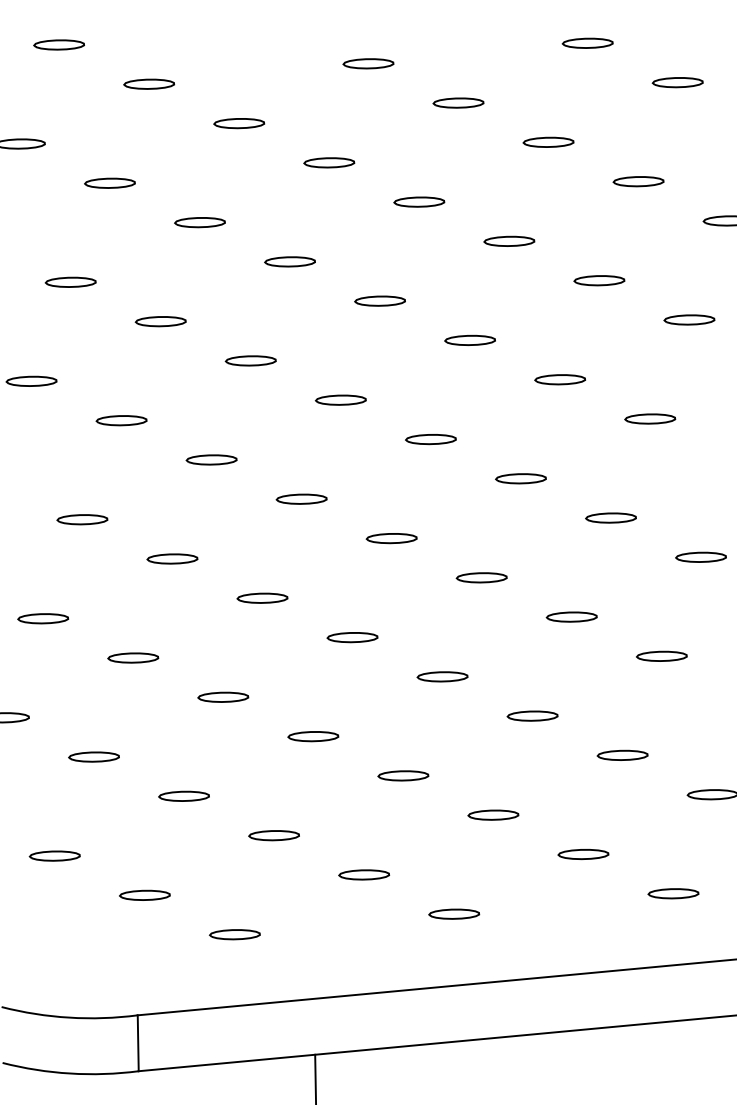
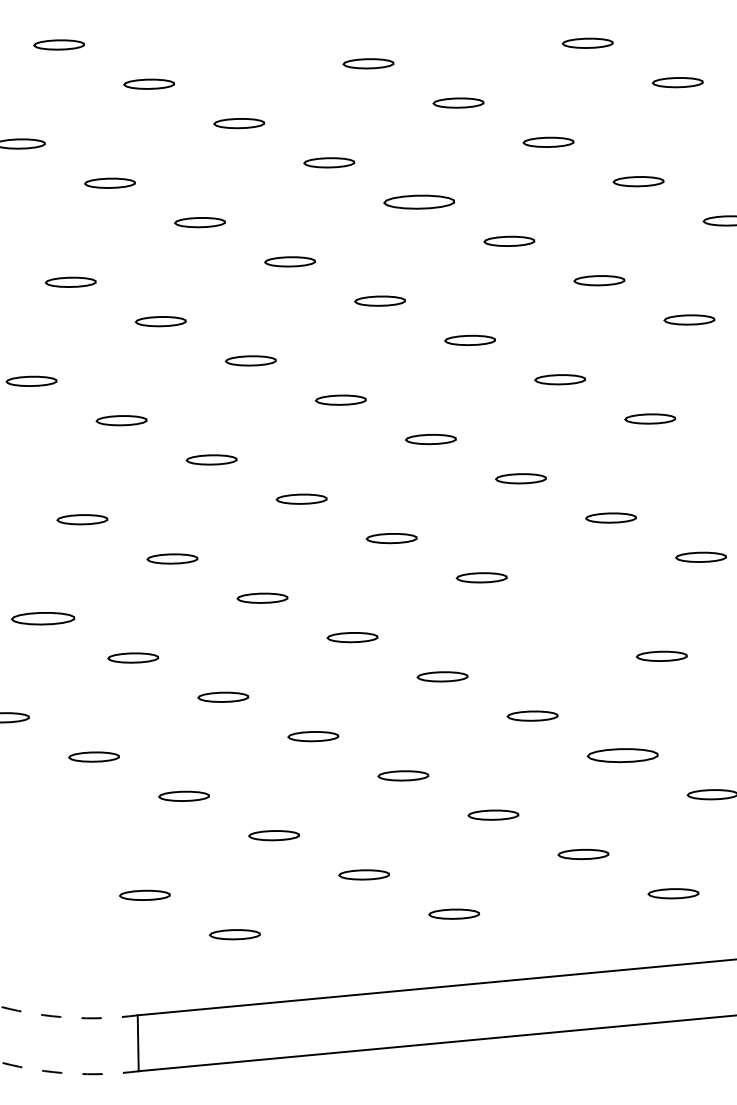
part size: 53x12 px -> 73x16 px (419, 201)
part: present -> none (571, 616)
part size: 53x12 px -> 66x14 px (42, 618)
part size: 53x12 px -> 73x16 px (622, 755)
part: present -> none (54, 855)
arc: solid -> dashed (69, 1017)
arc: solid -> dashed (70, 1073)
line: present -> none (315, 1077)
